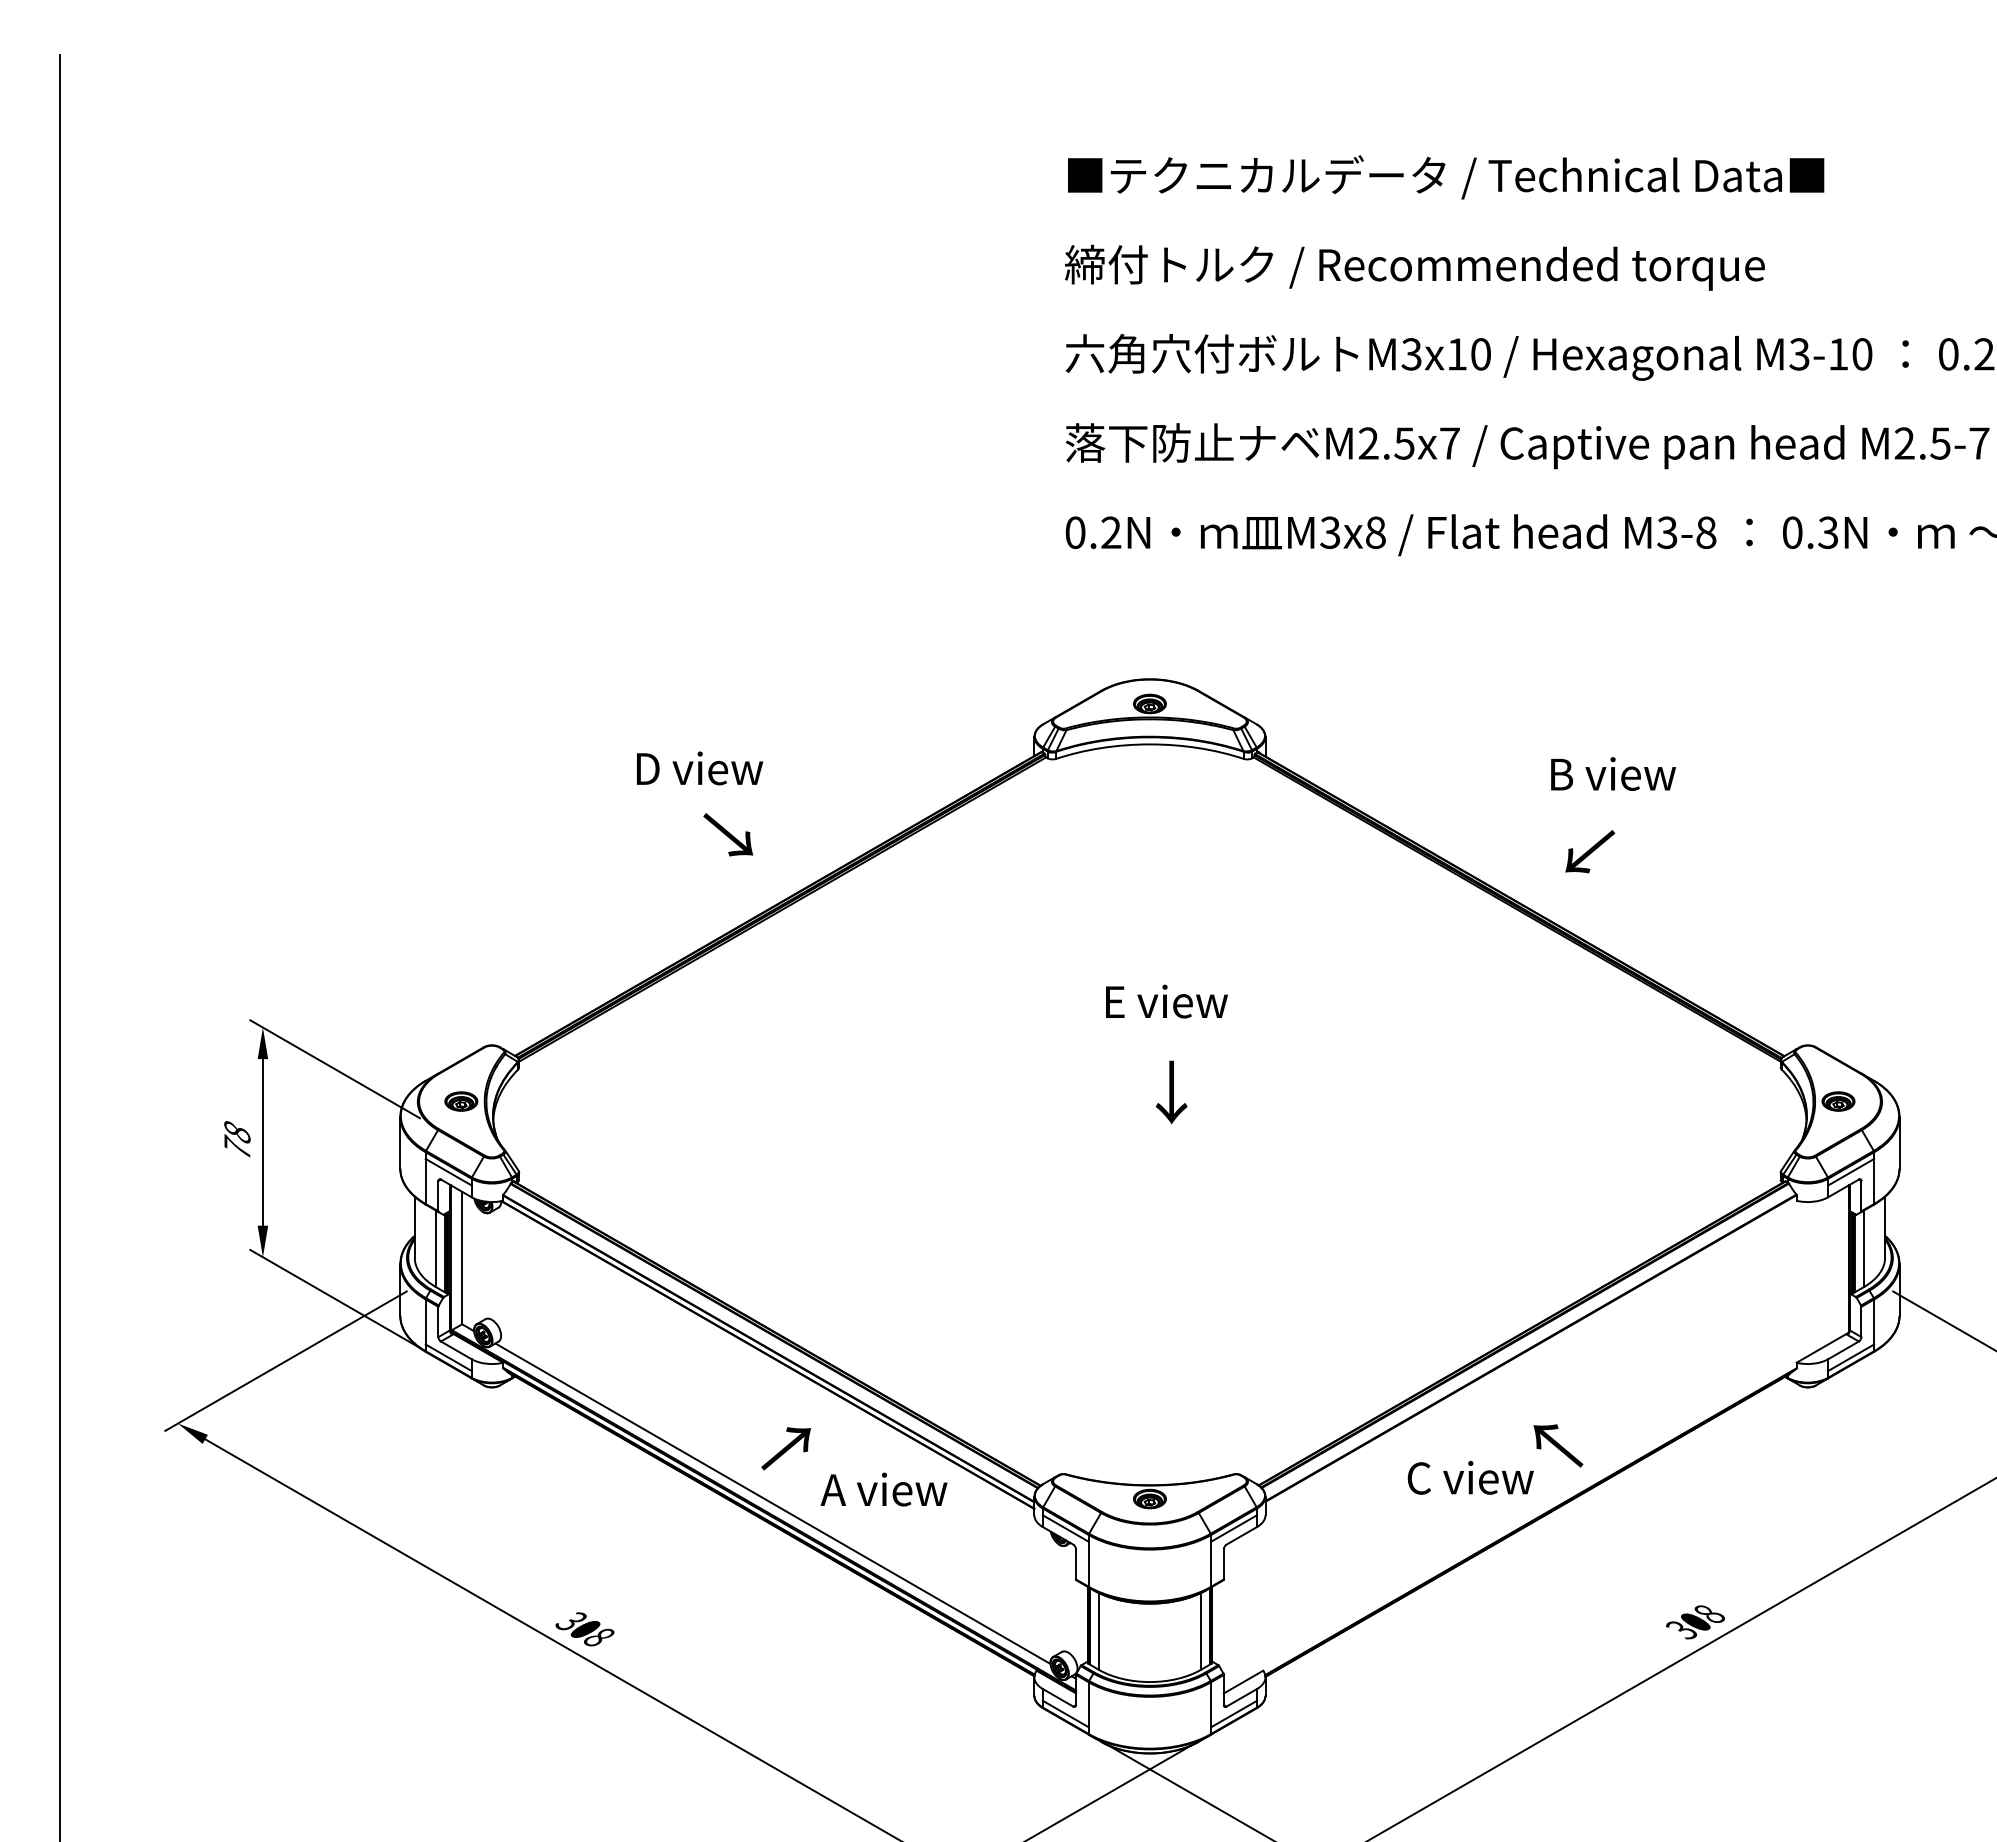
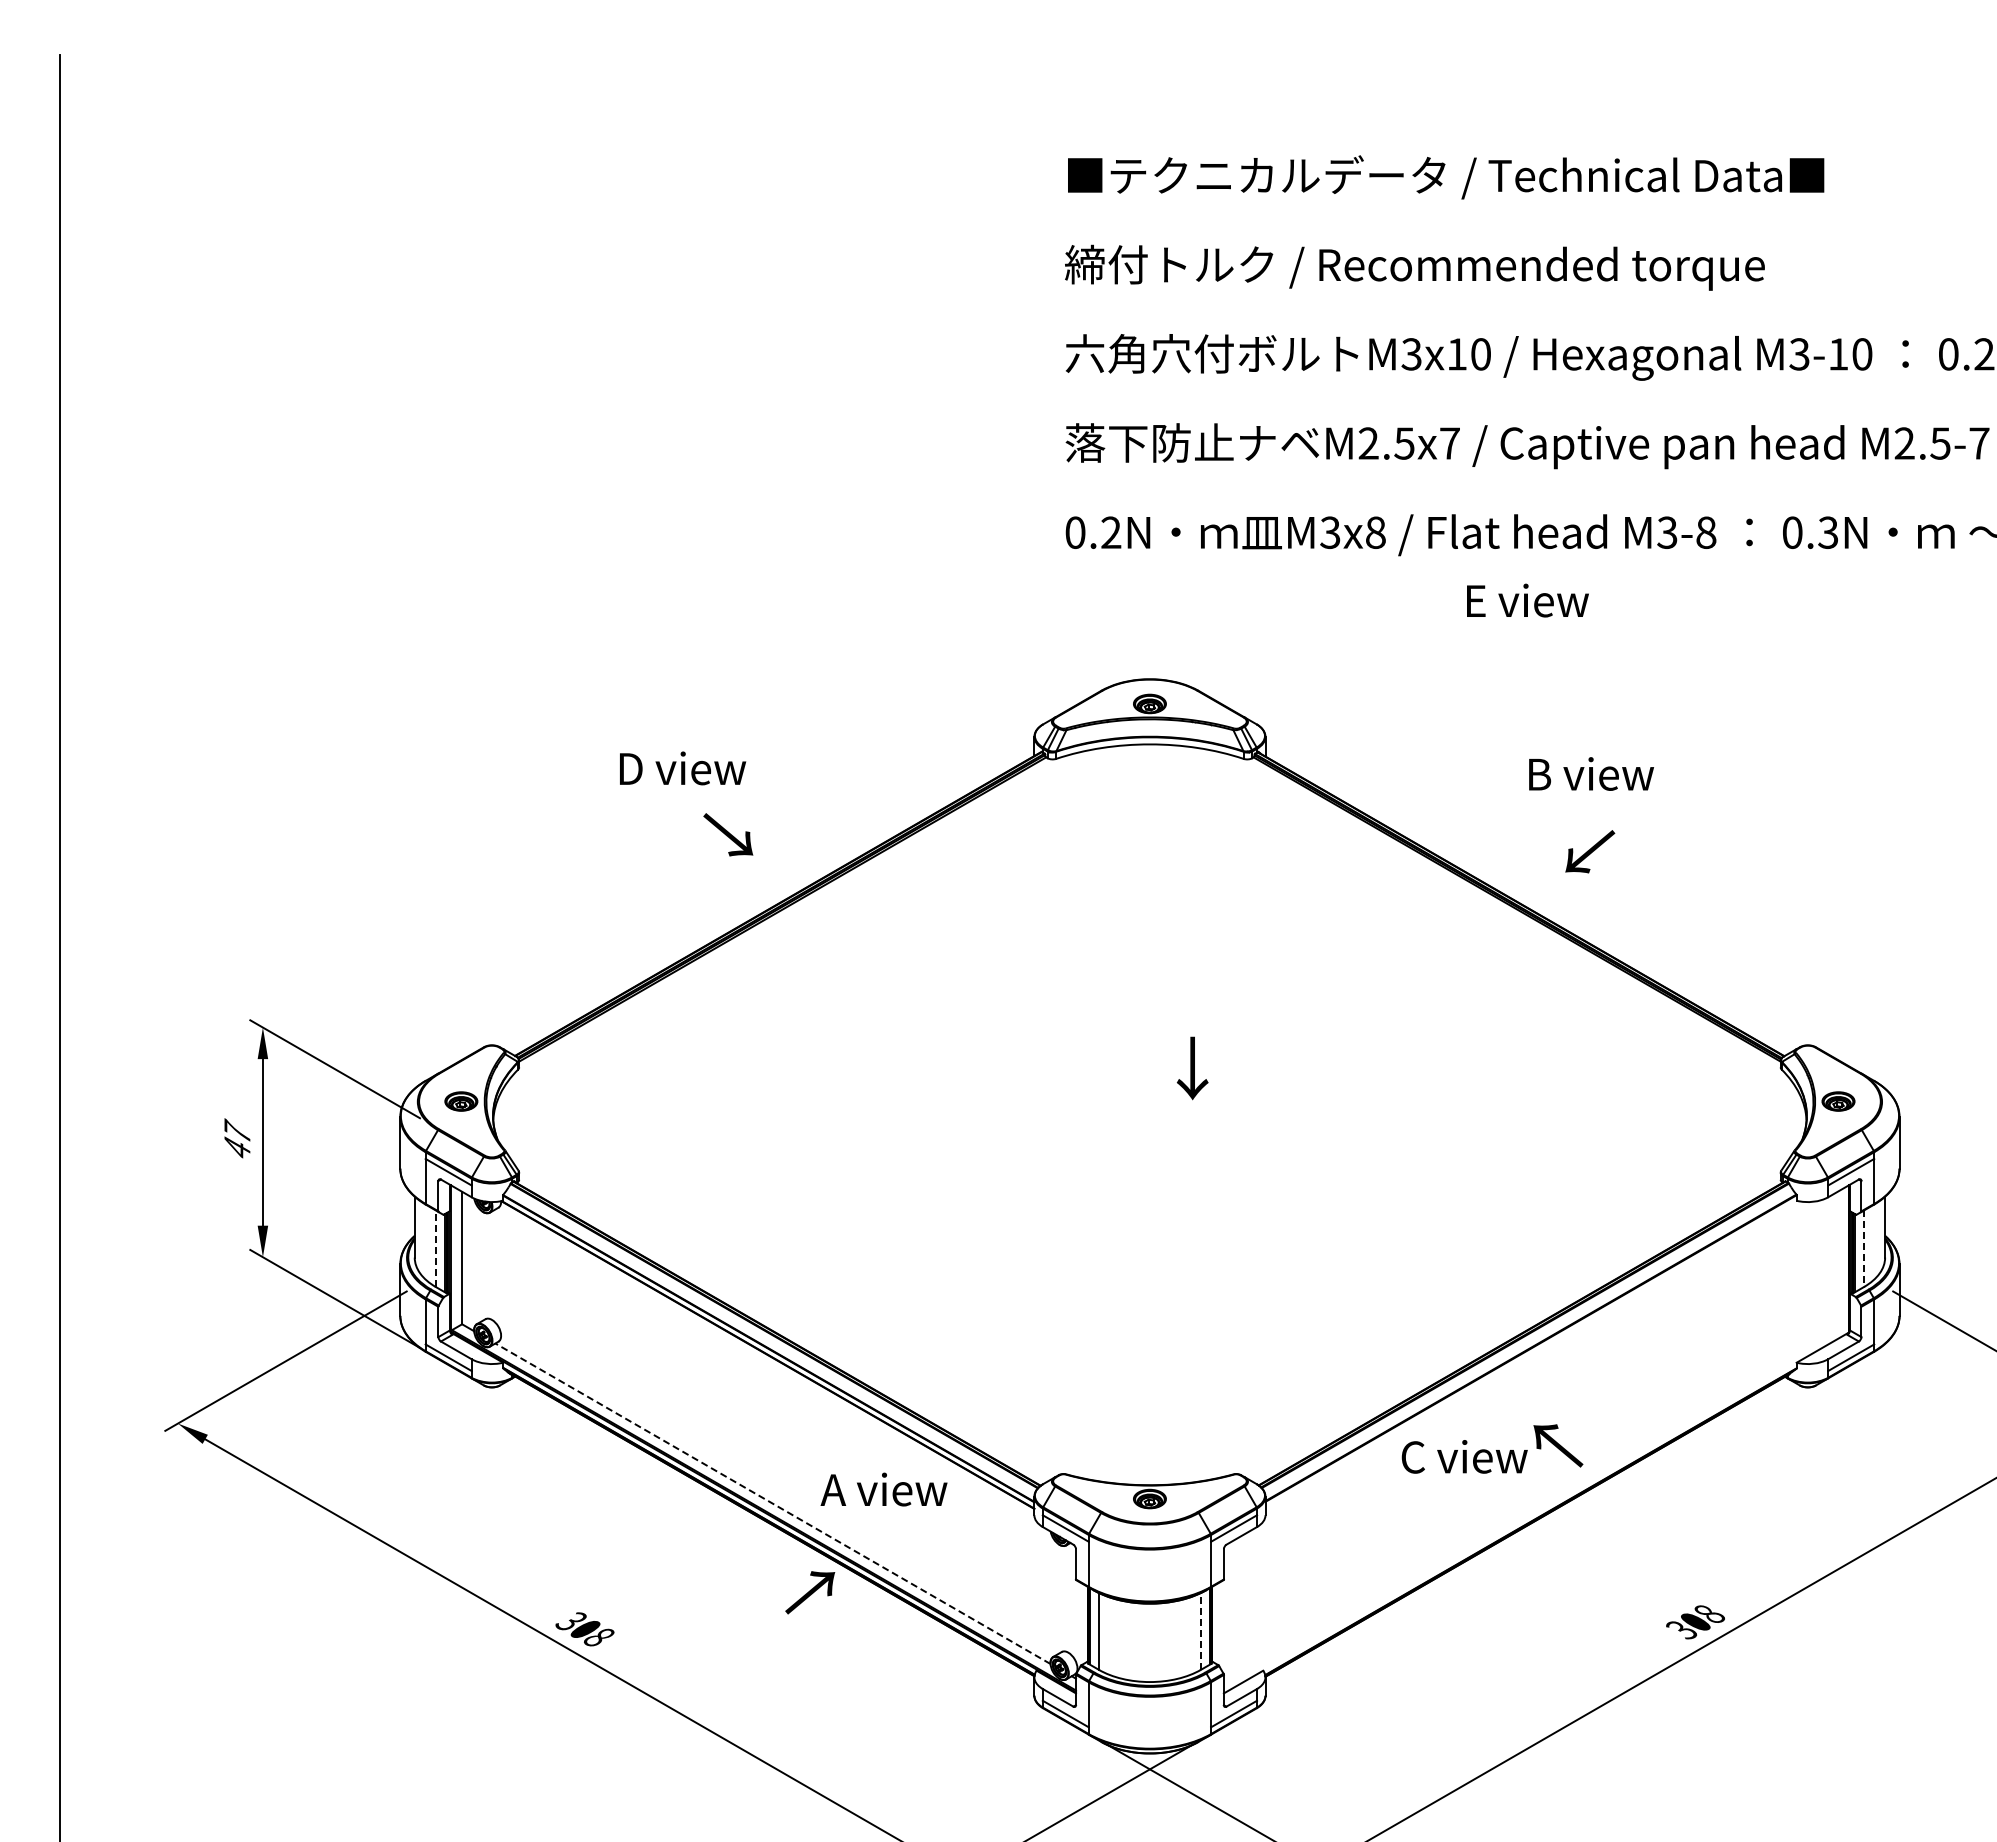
text position: (700, 768) -> (683, 768) (683, 768)
text position: (1613, 773) -> (1591, 773) (1591, 773)
text position: (1166, 1001) -> (1527, 600) (1527, 600)
text position: (1171, 1092) -> (1192, 1068) (1192, 1068)
text: 78 -> 47 (237, 1138)
line: solid -> dashed (435, 1248)
line: solid -> dashed (1864, 1249)
text position: (786, 1448) -> (810, 1592) (810, 1592)
text position: (1470, 1477) -> (1464, 1456) (1464, 1456)
line: solid -> dashed (772, 1503)
line: solid -> dashed (1200, 1630)
